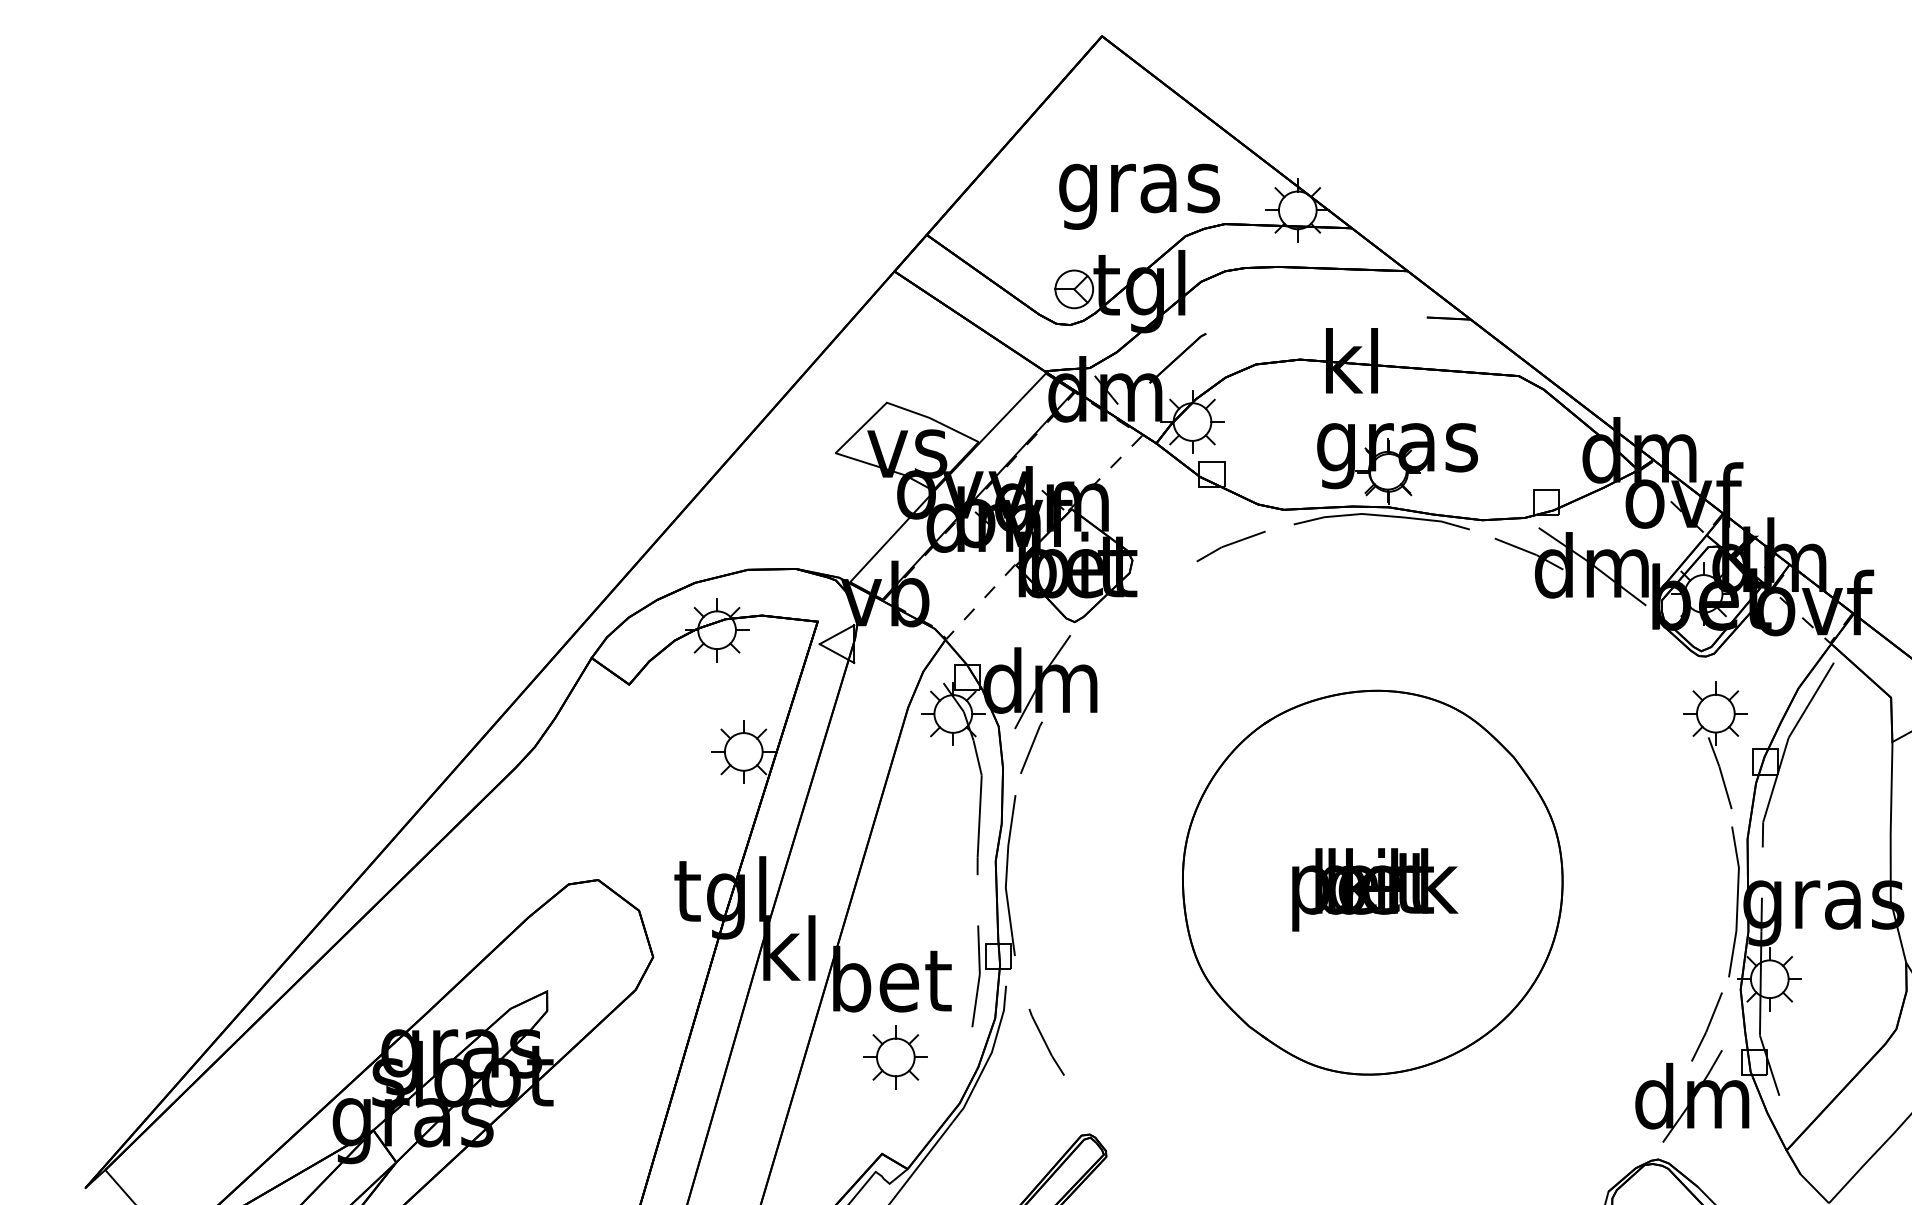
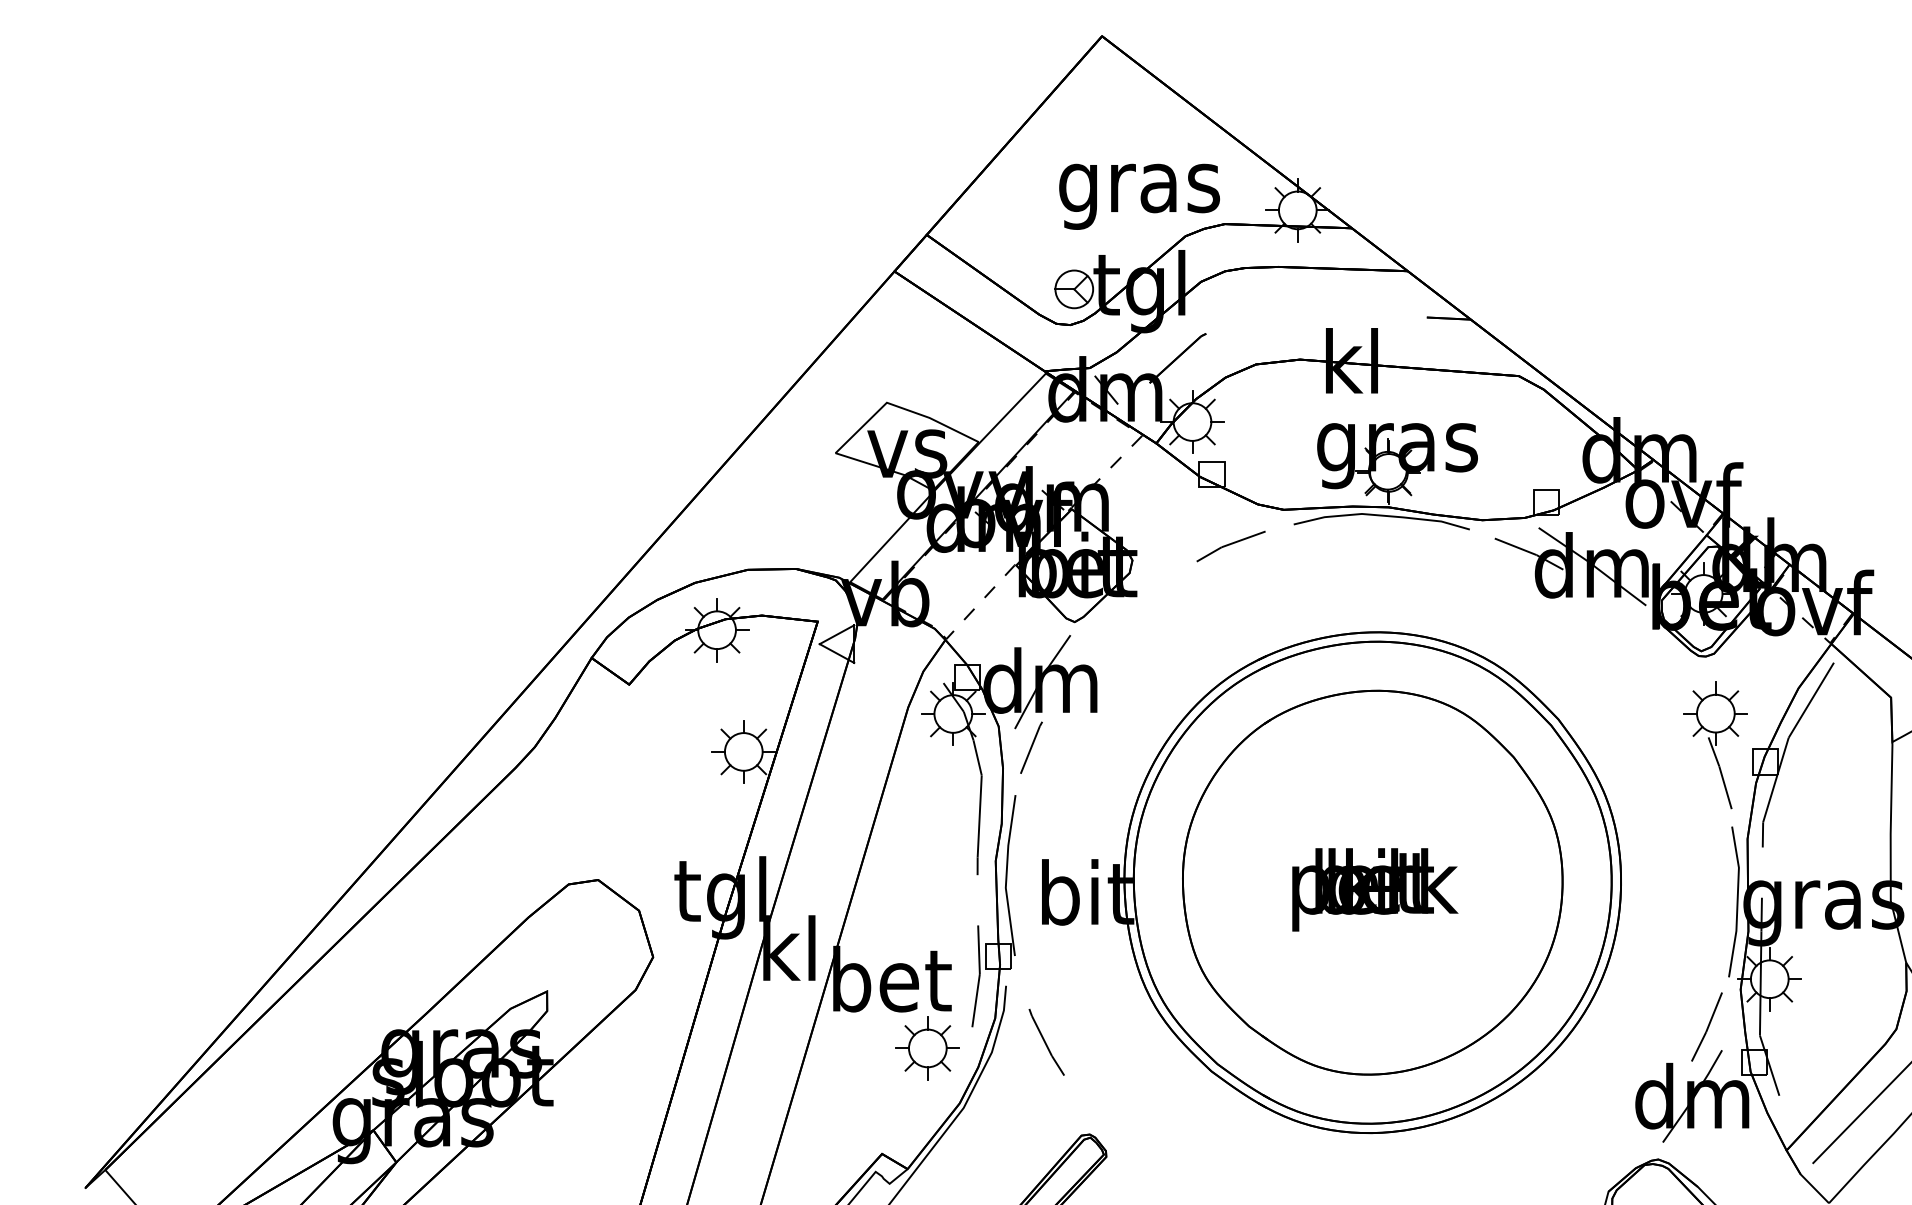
part: none -> present (1331, 882)
part position: (895, 1057) -> (927, 1048) (927, 1048)
line: none -> present (1860, 1114)
